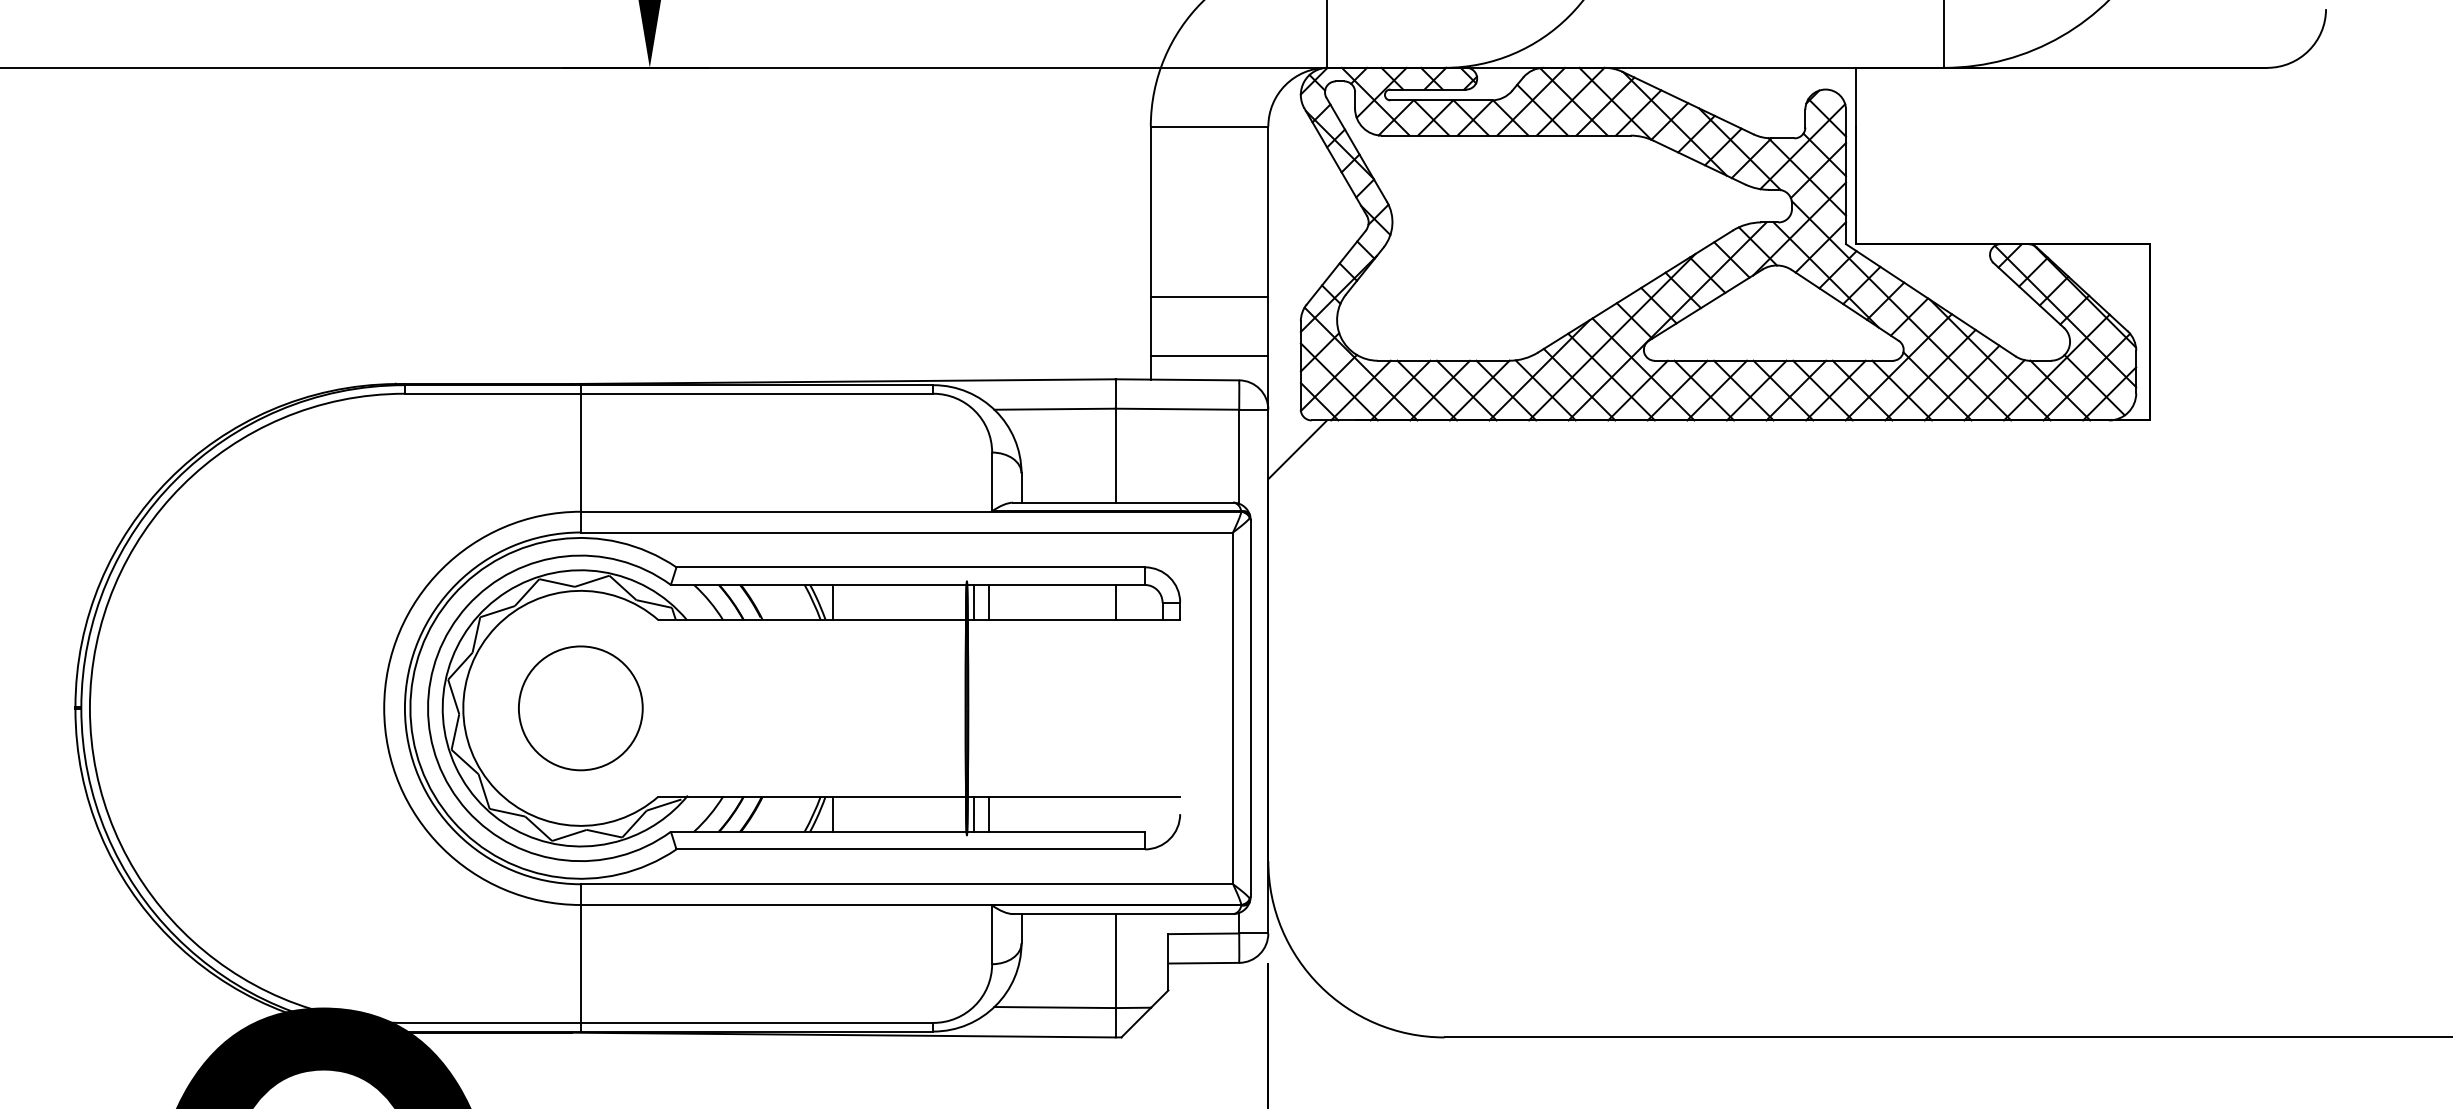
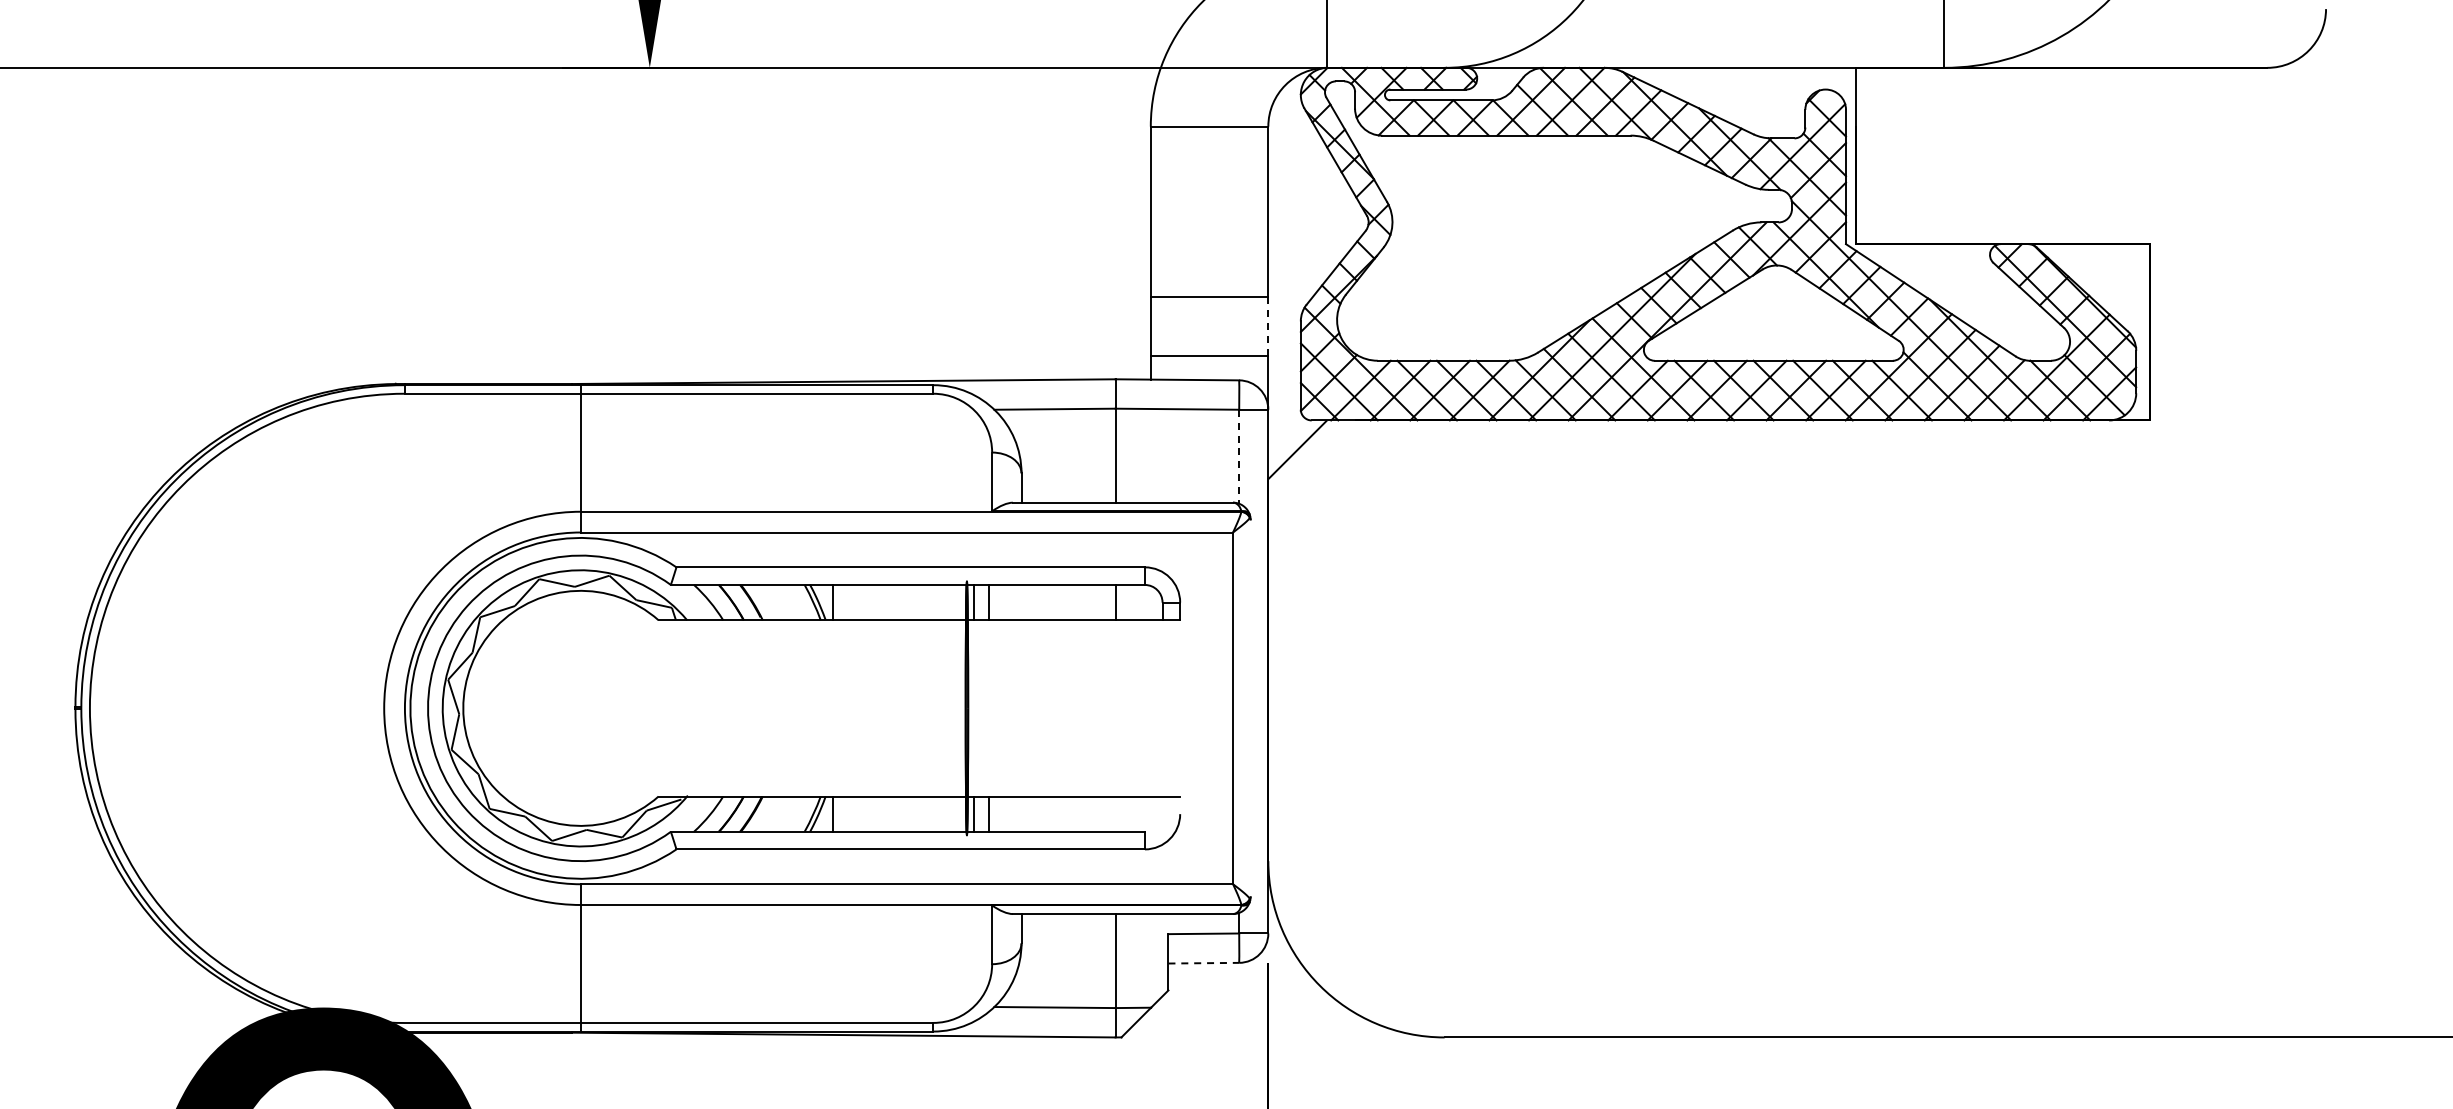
line: solid -> dashed (1268, 325)
line: solid -> dashed (1239, 457)
circle: present -> none (580, 708)
line: present -> none (1250, 708)
line: solid -> dashed (1204, 963)
